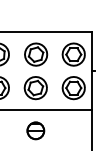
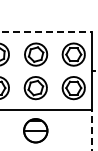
line: solid -> dashed (46, 32)
part size: 20x20 px -> 26x26 px (35, 130)
line: solid -> dashed (91, 130)
